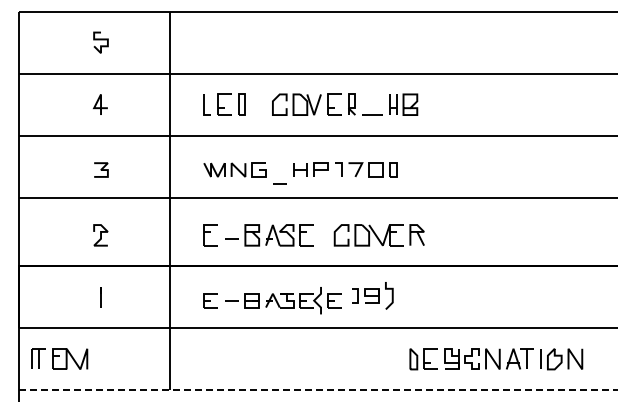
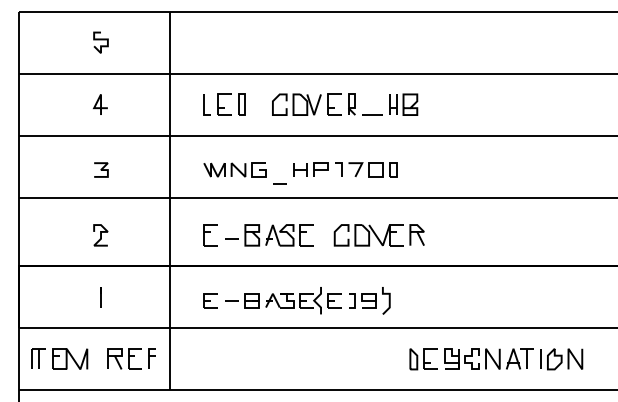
part position: (372, 295) -> (369, 300) (369, 300)
part: none -> present (131, 358)
line: dashed -> solid (318, 390)
